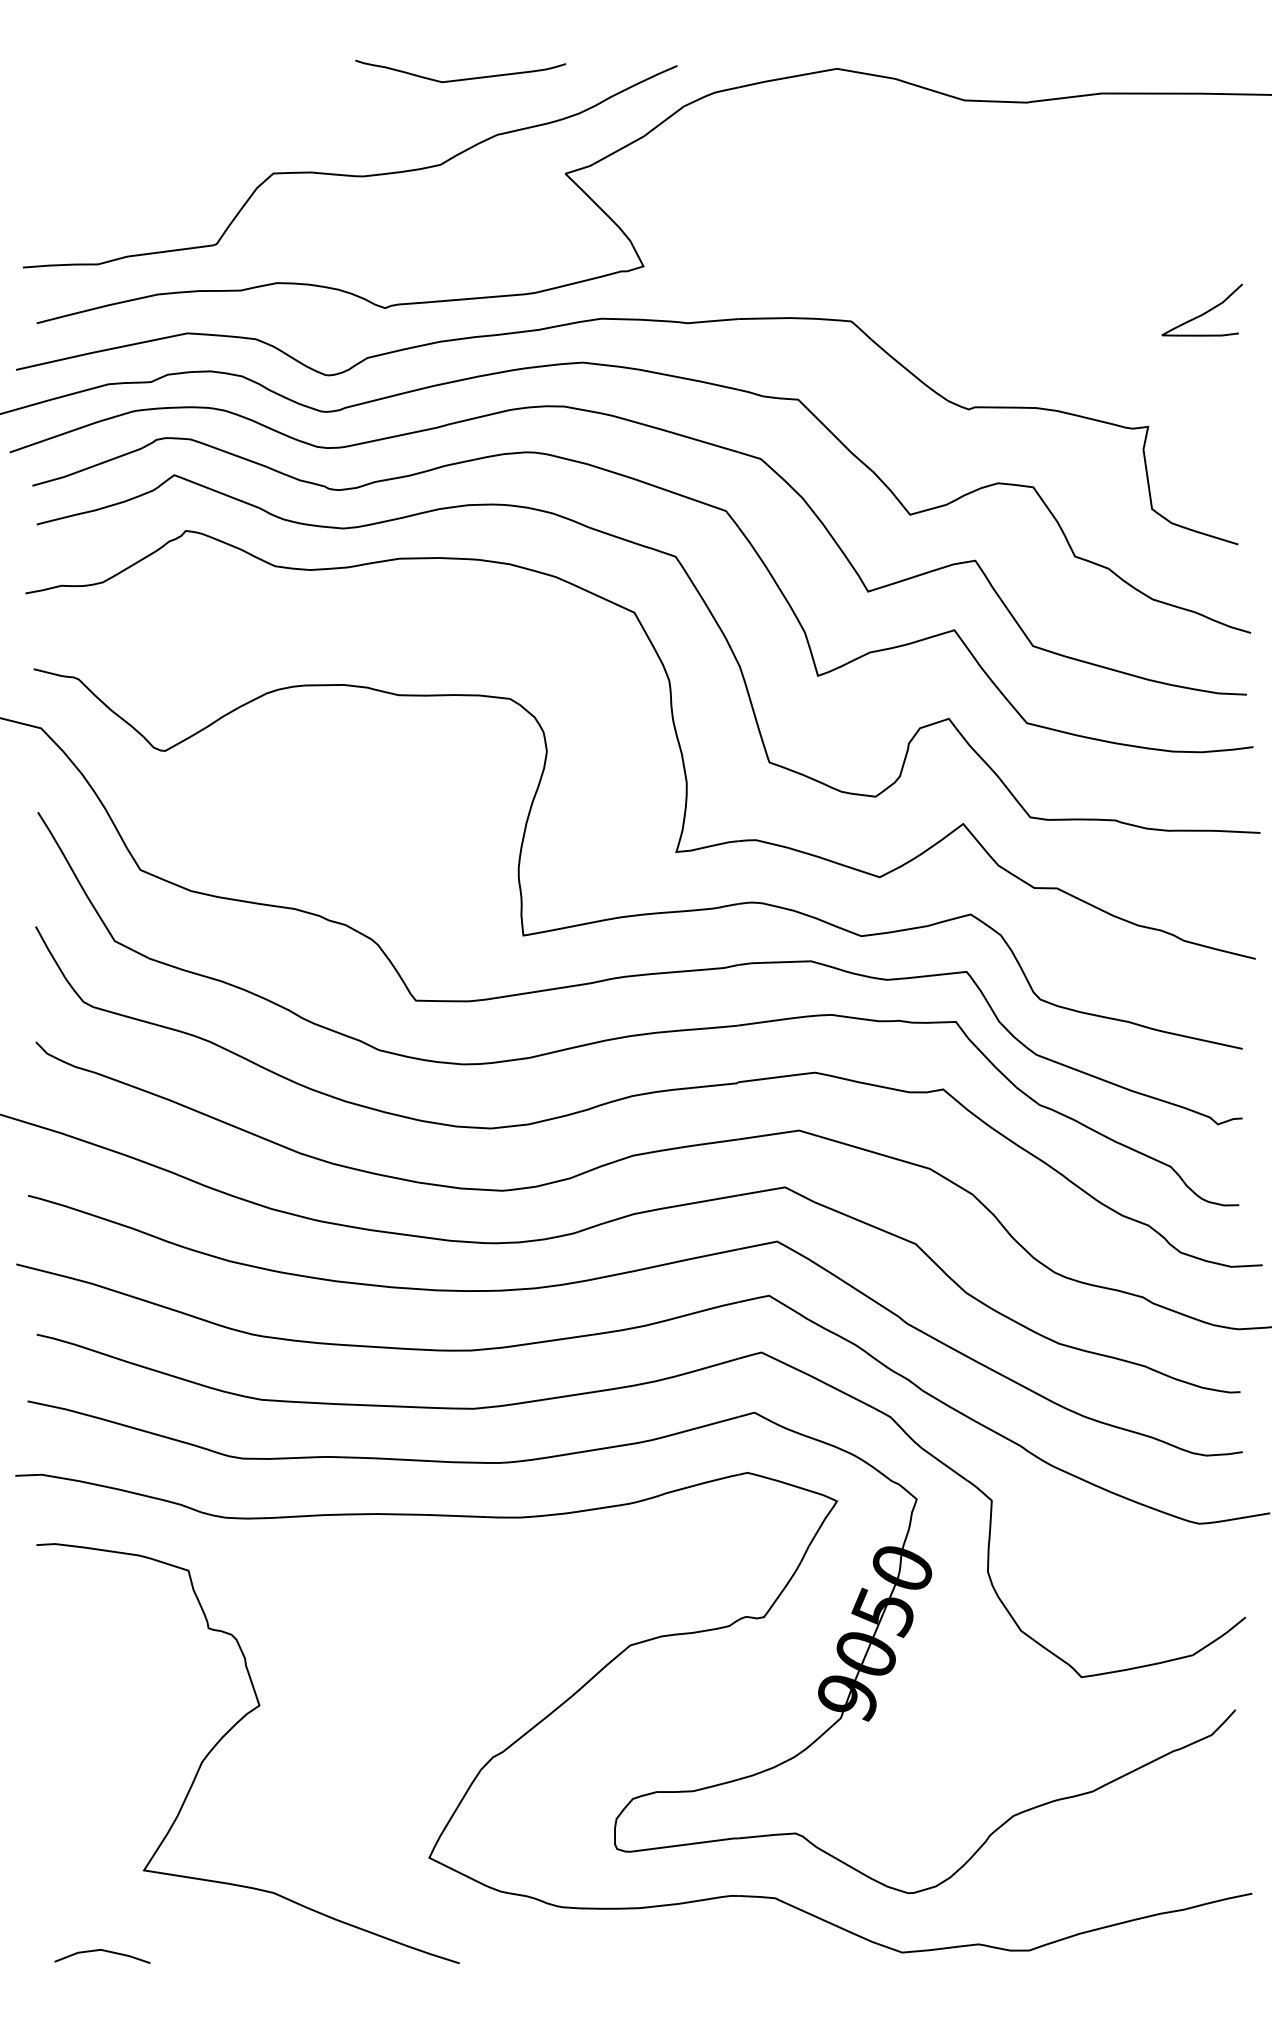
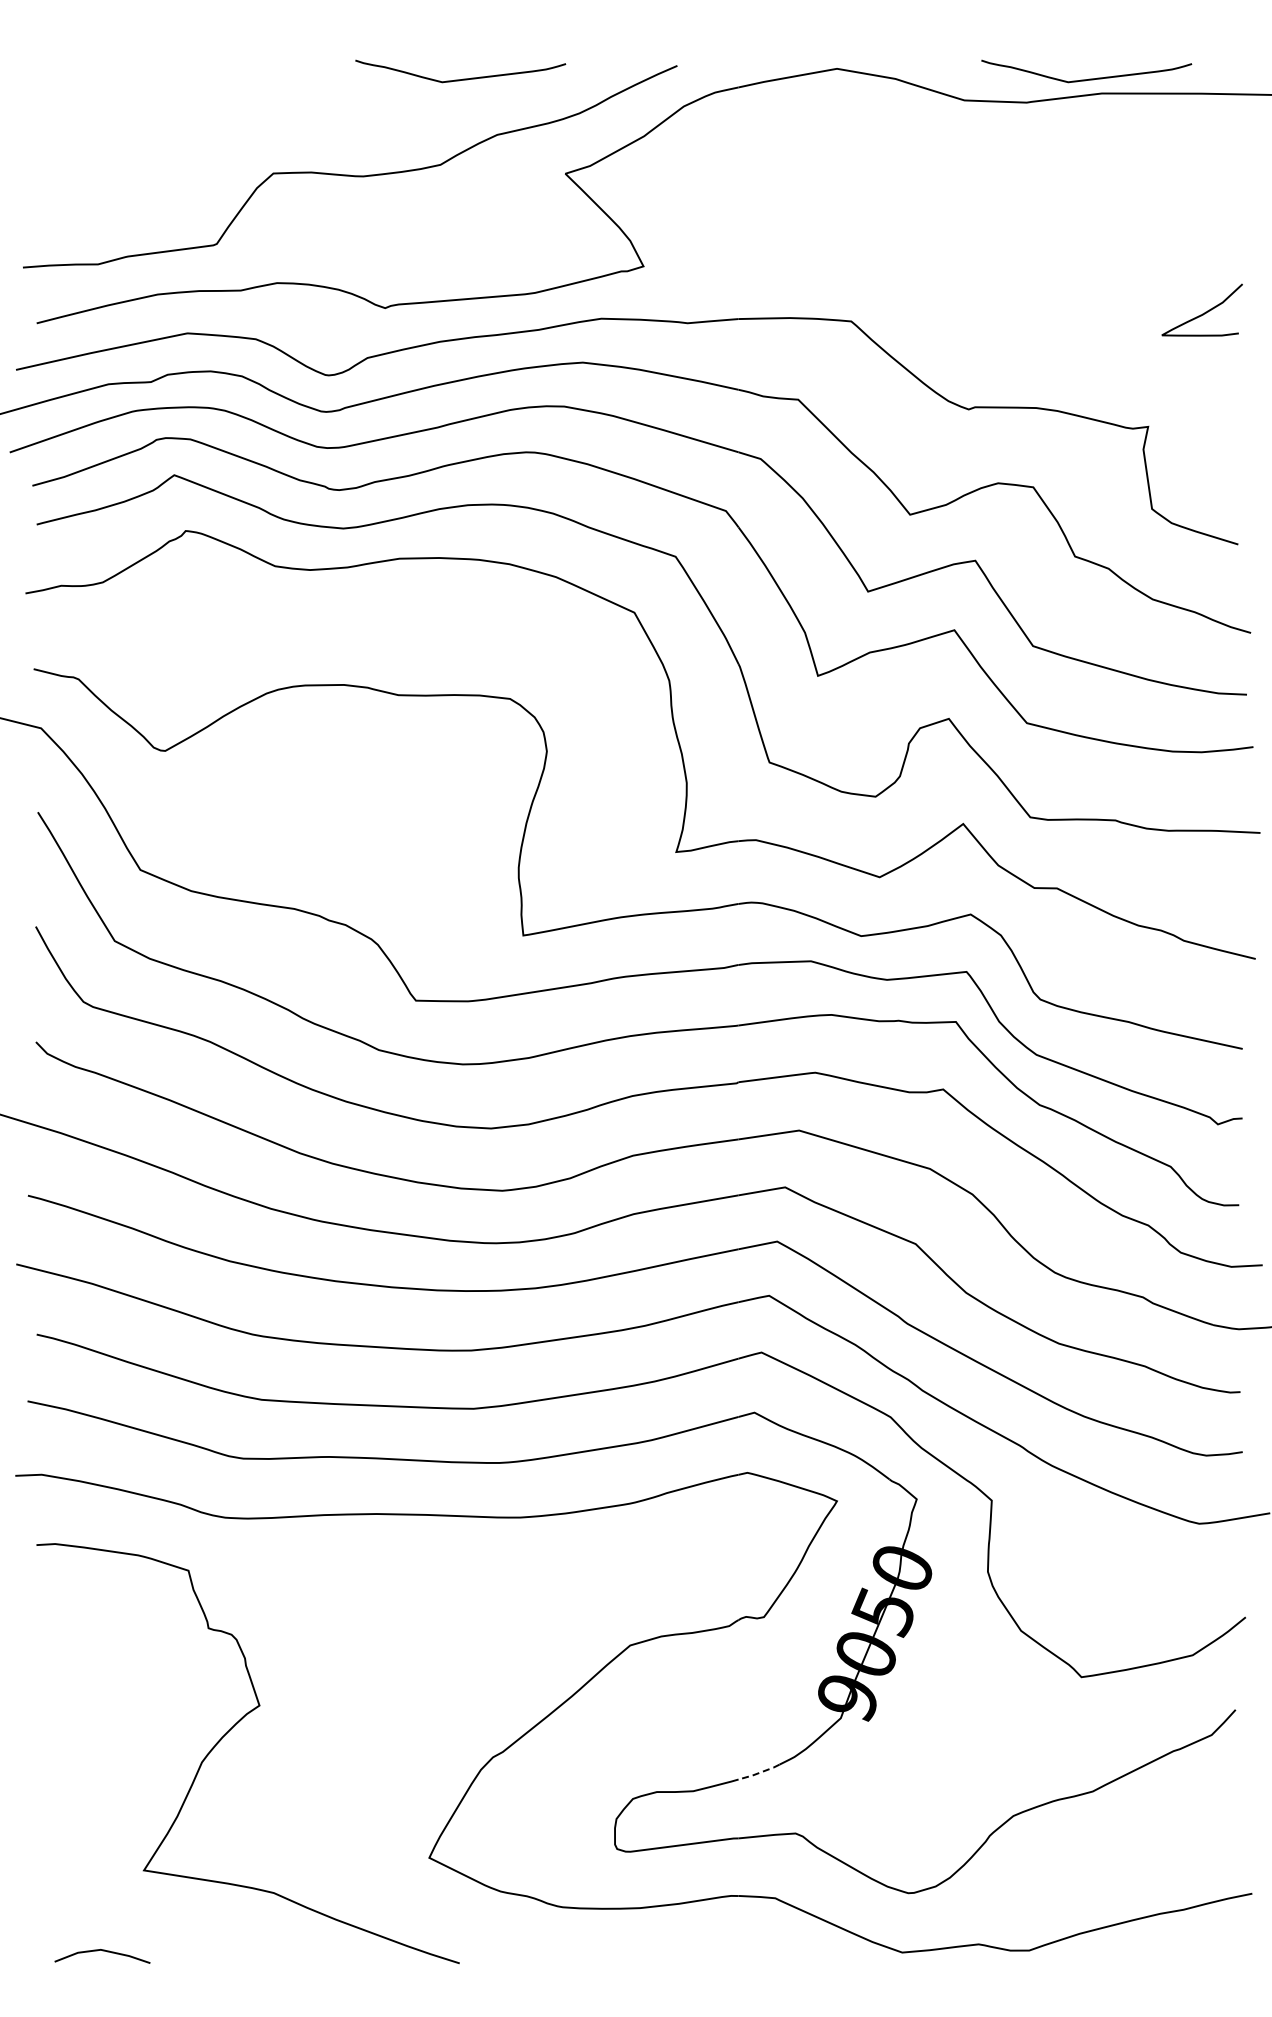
curve: none -> present (1089, 78)
line: solid -> dashed (759, 1773)
